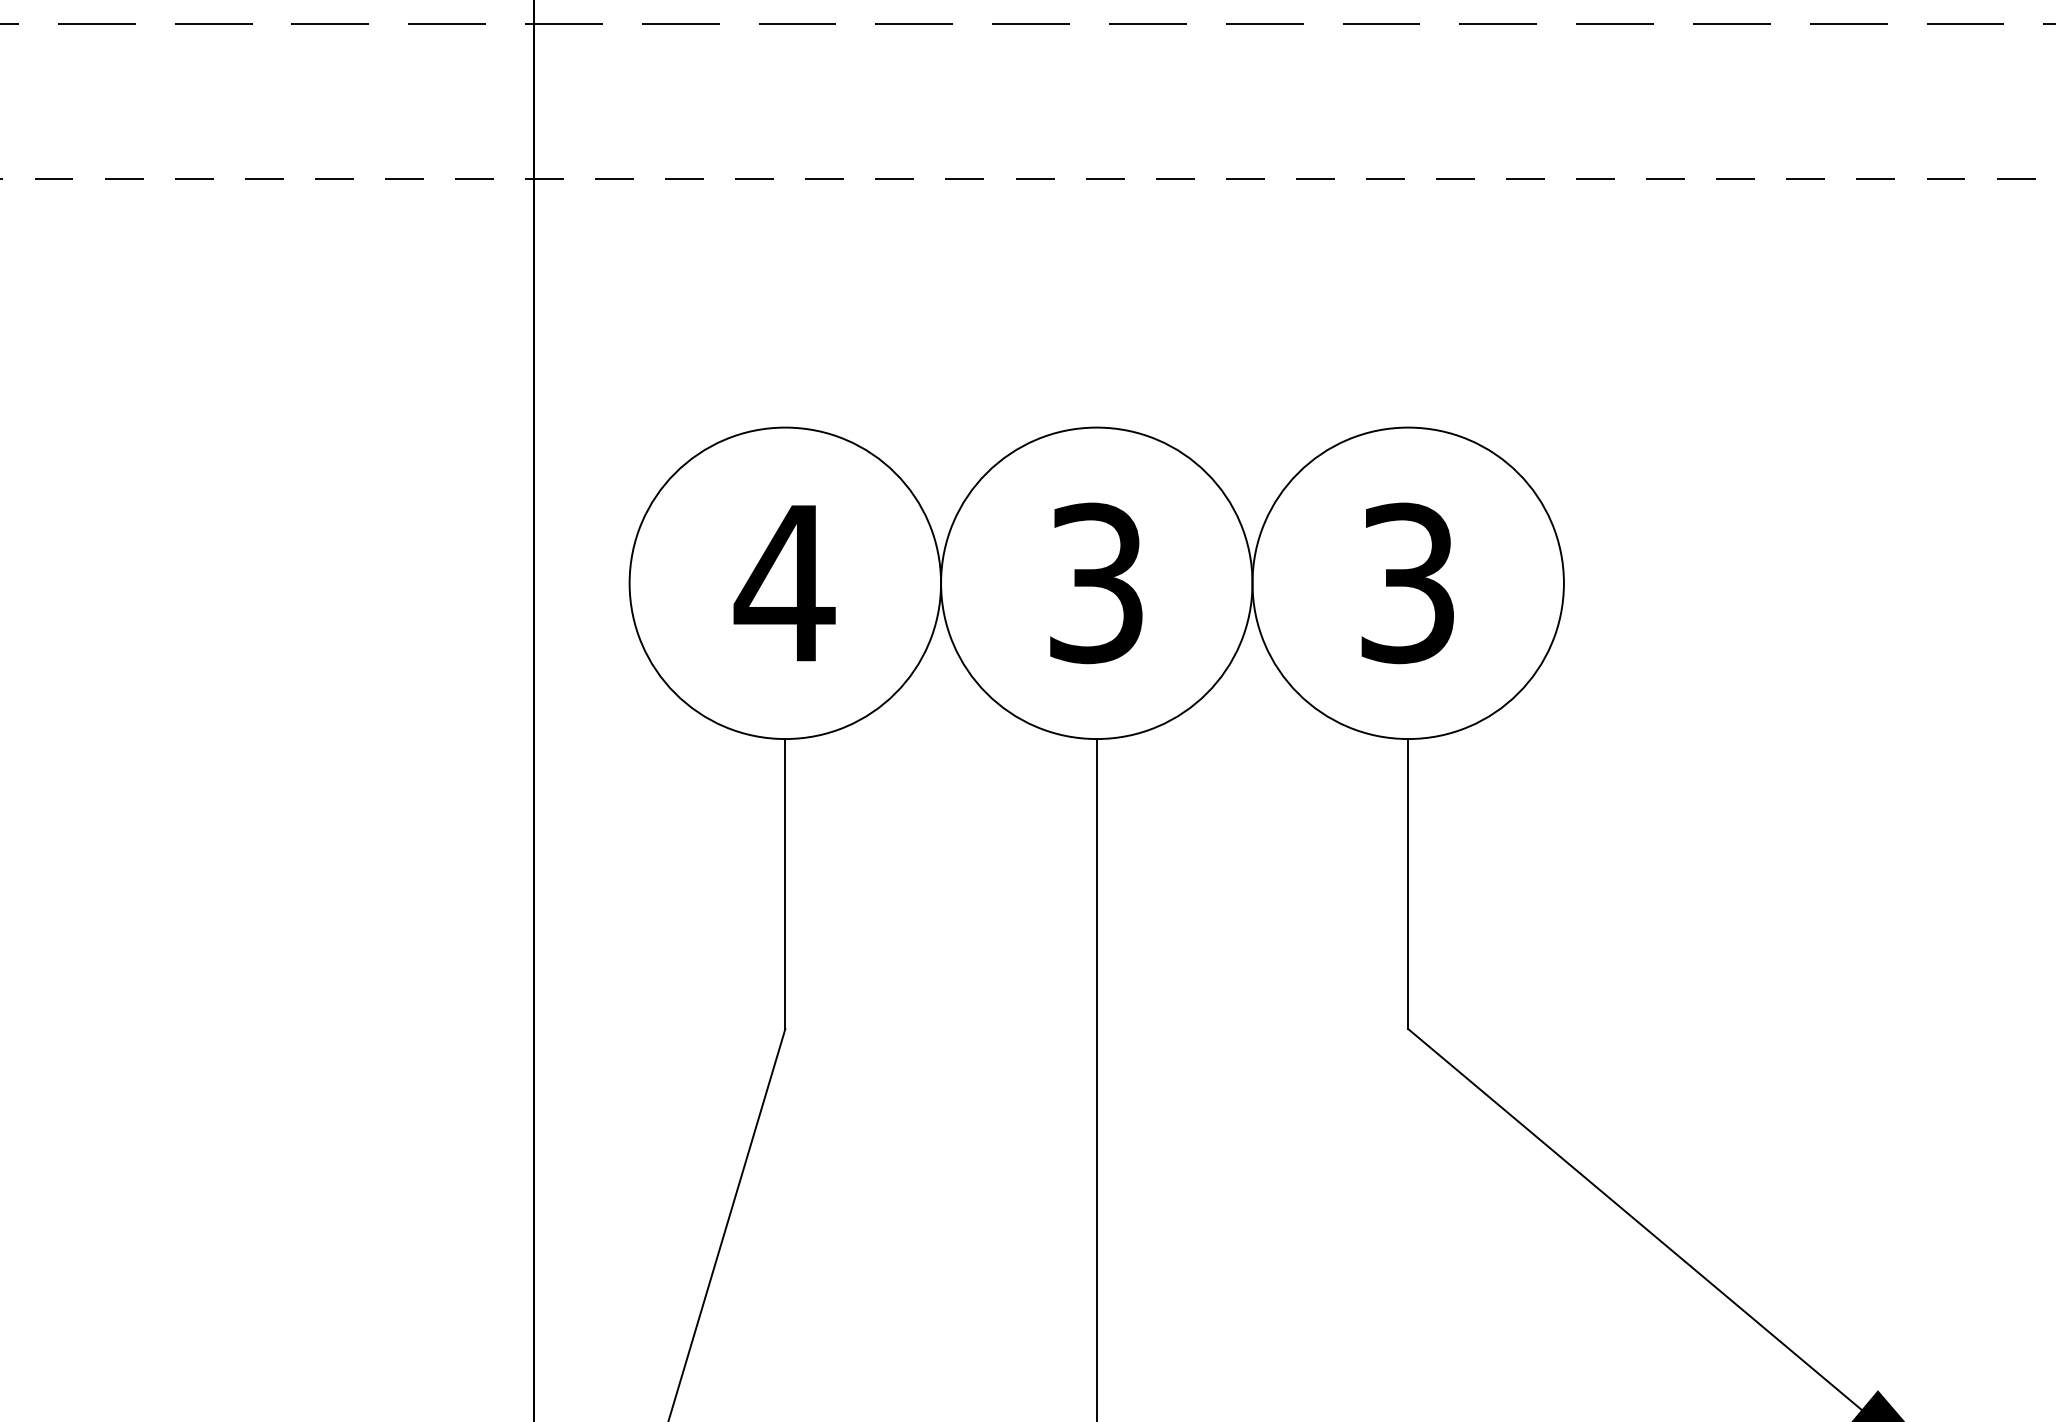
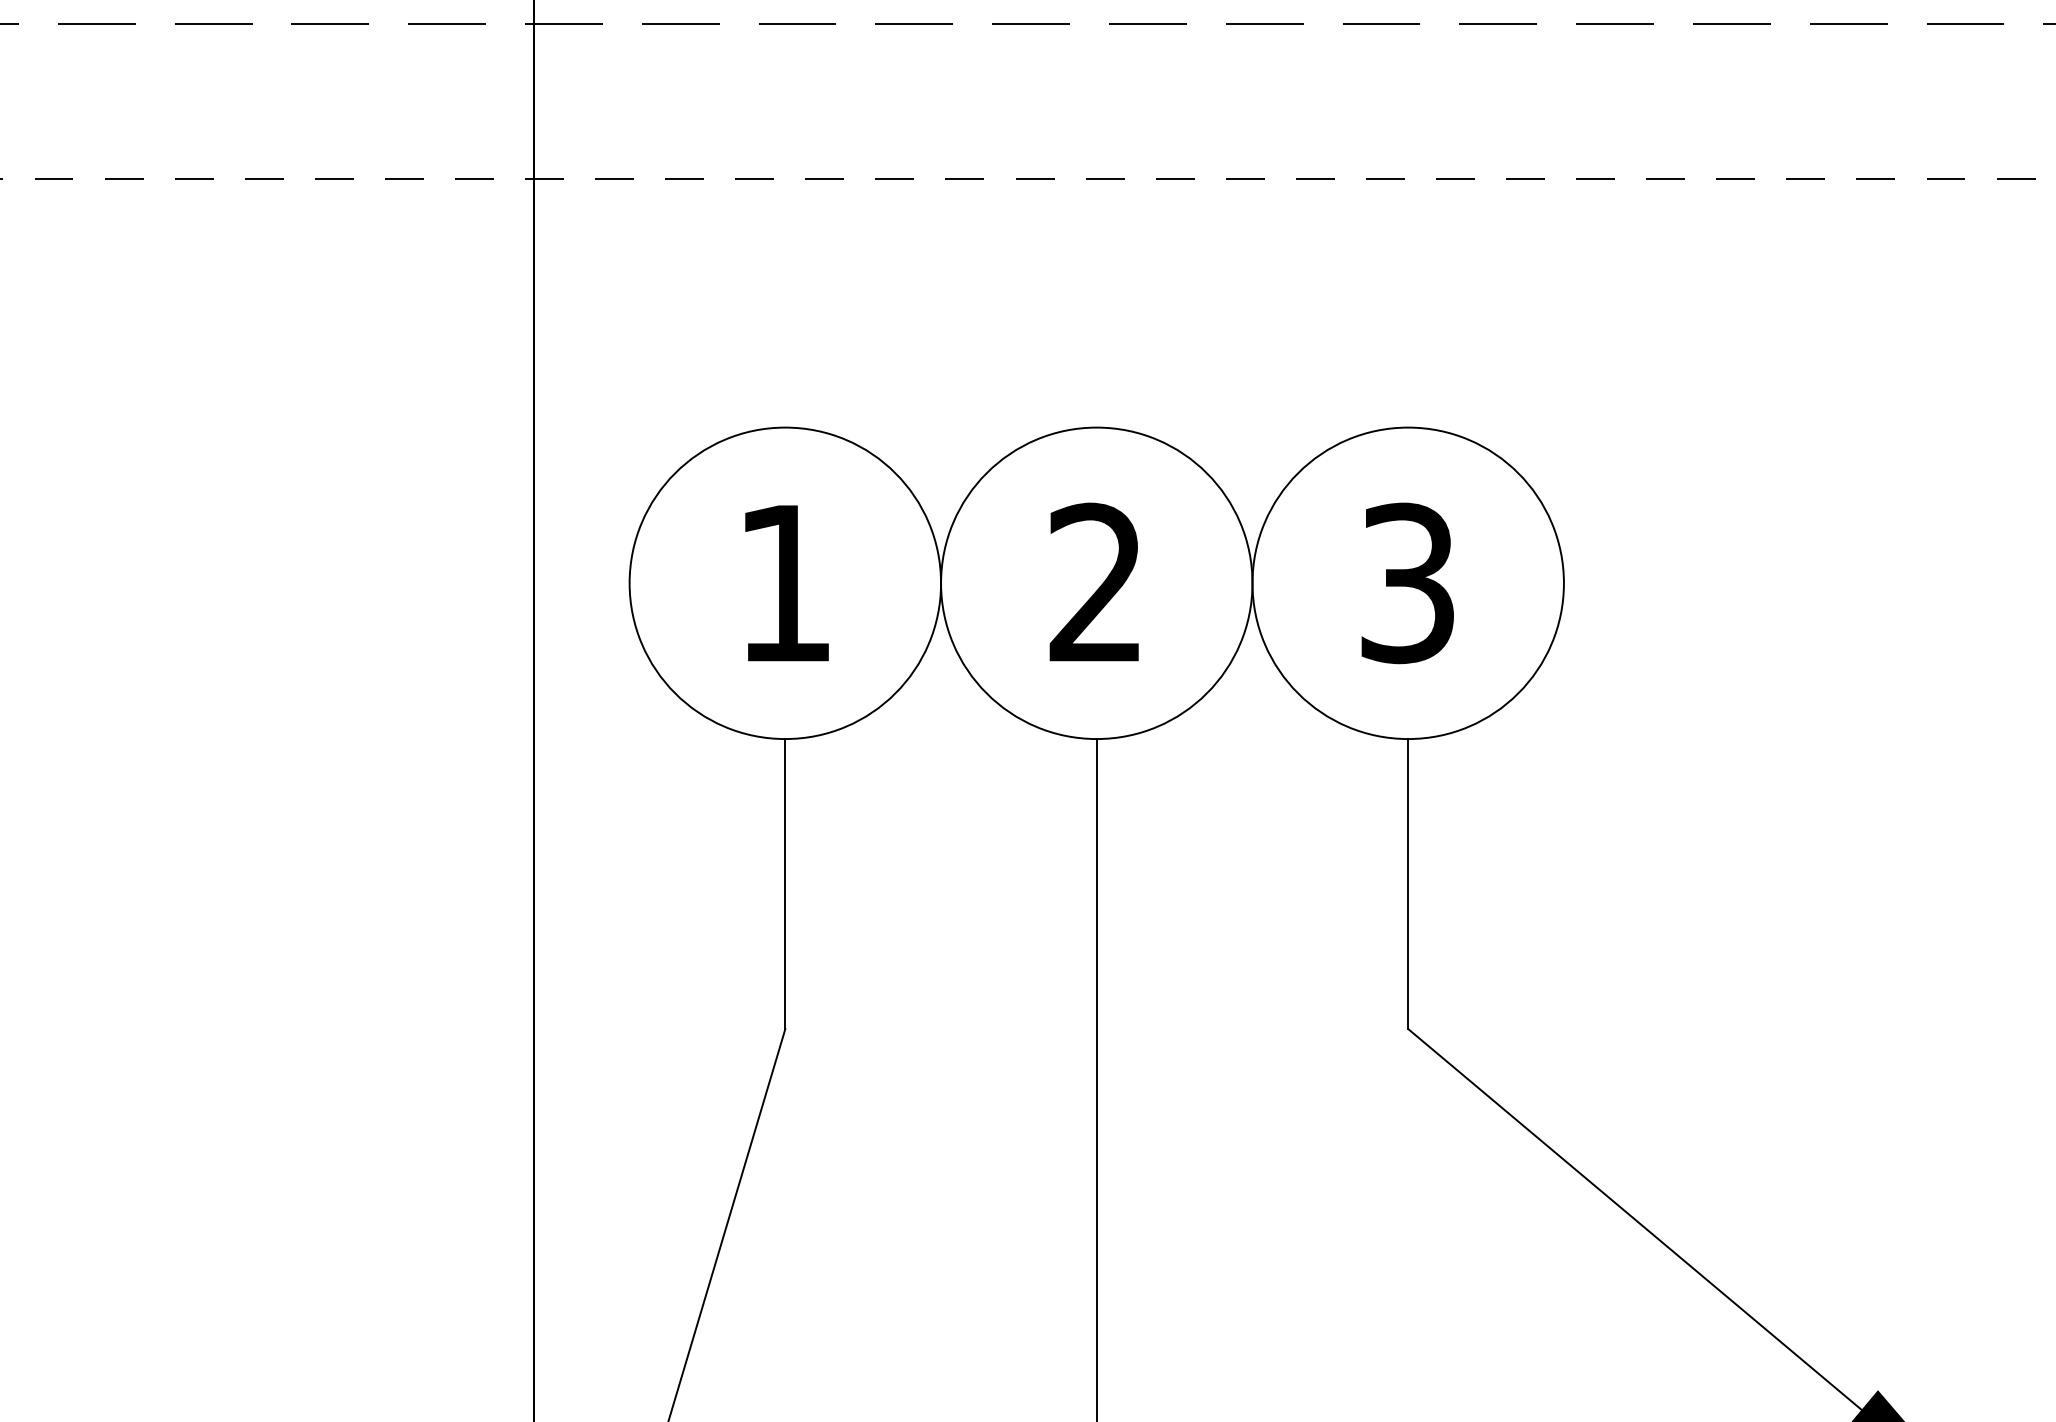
text: 4 -> 1 (784, 583)
text: 3 -> 2 (1095, 583)
